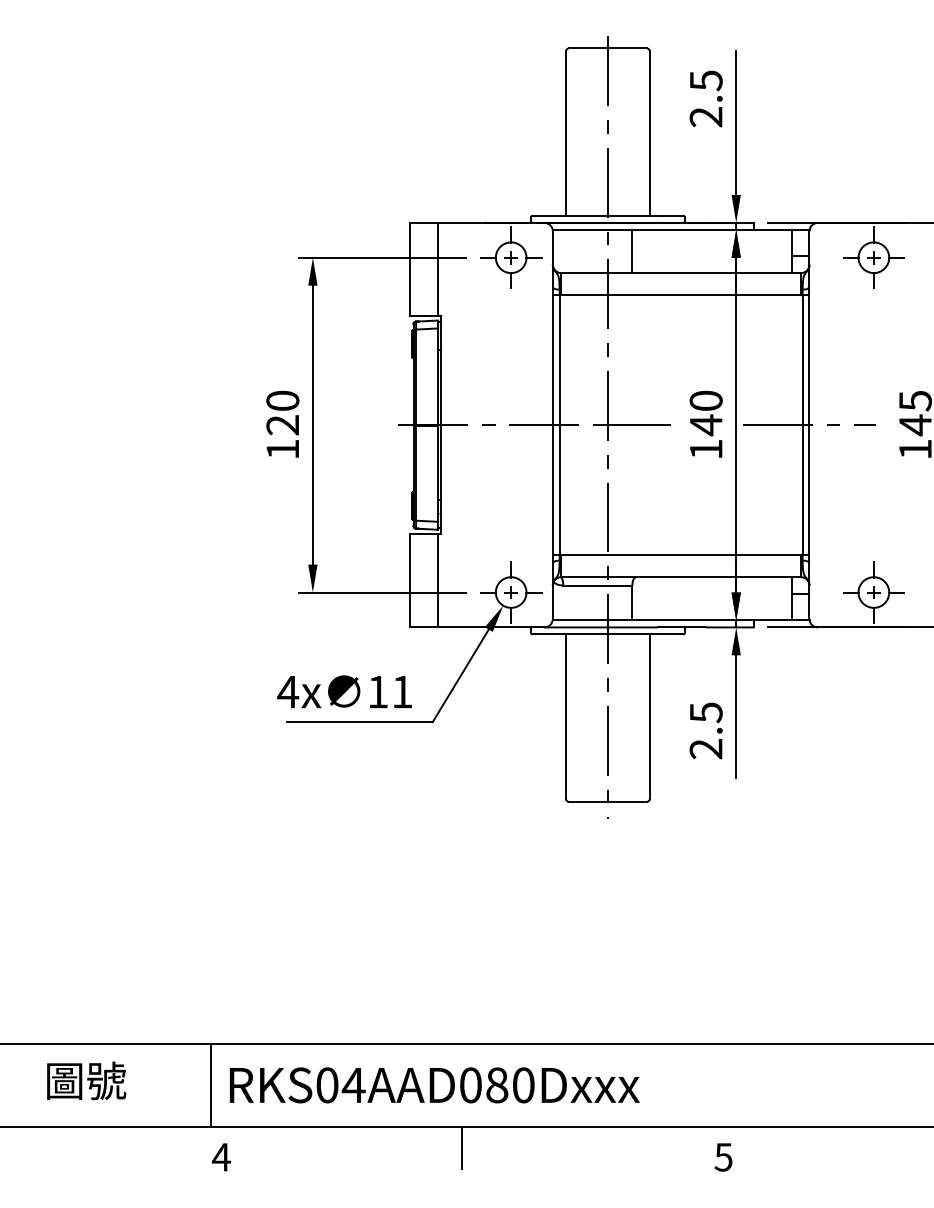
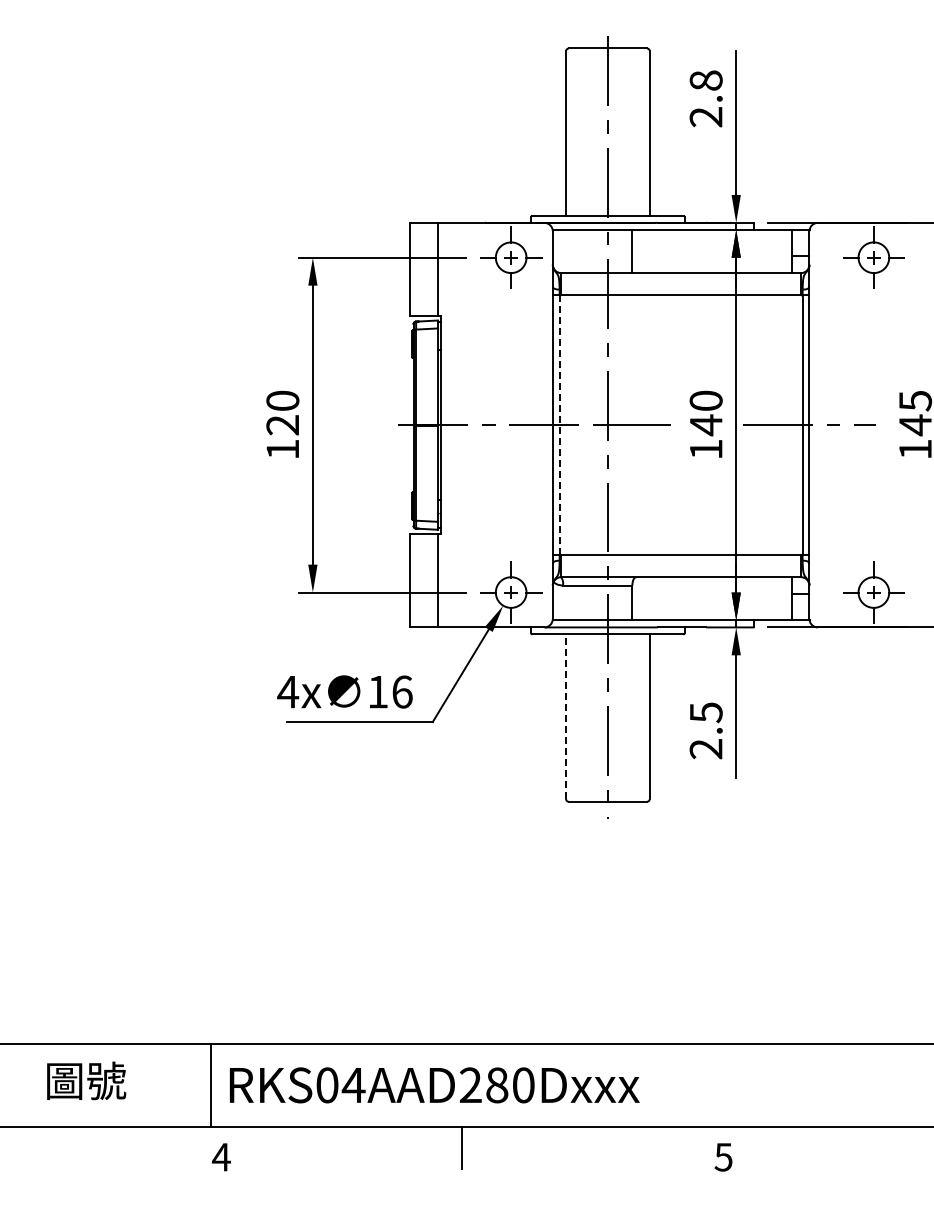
text: 2.5 -> 2.8 (705, 80)
line: solid -> dashed (559, 425)
text: 11 -> 16 (402, 691)
line: solid -> dashed (566, 716)
text: RKS04AAD080Dxxx -> RKS04AAD280Dxxx (470, 1085)
